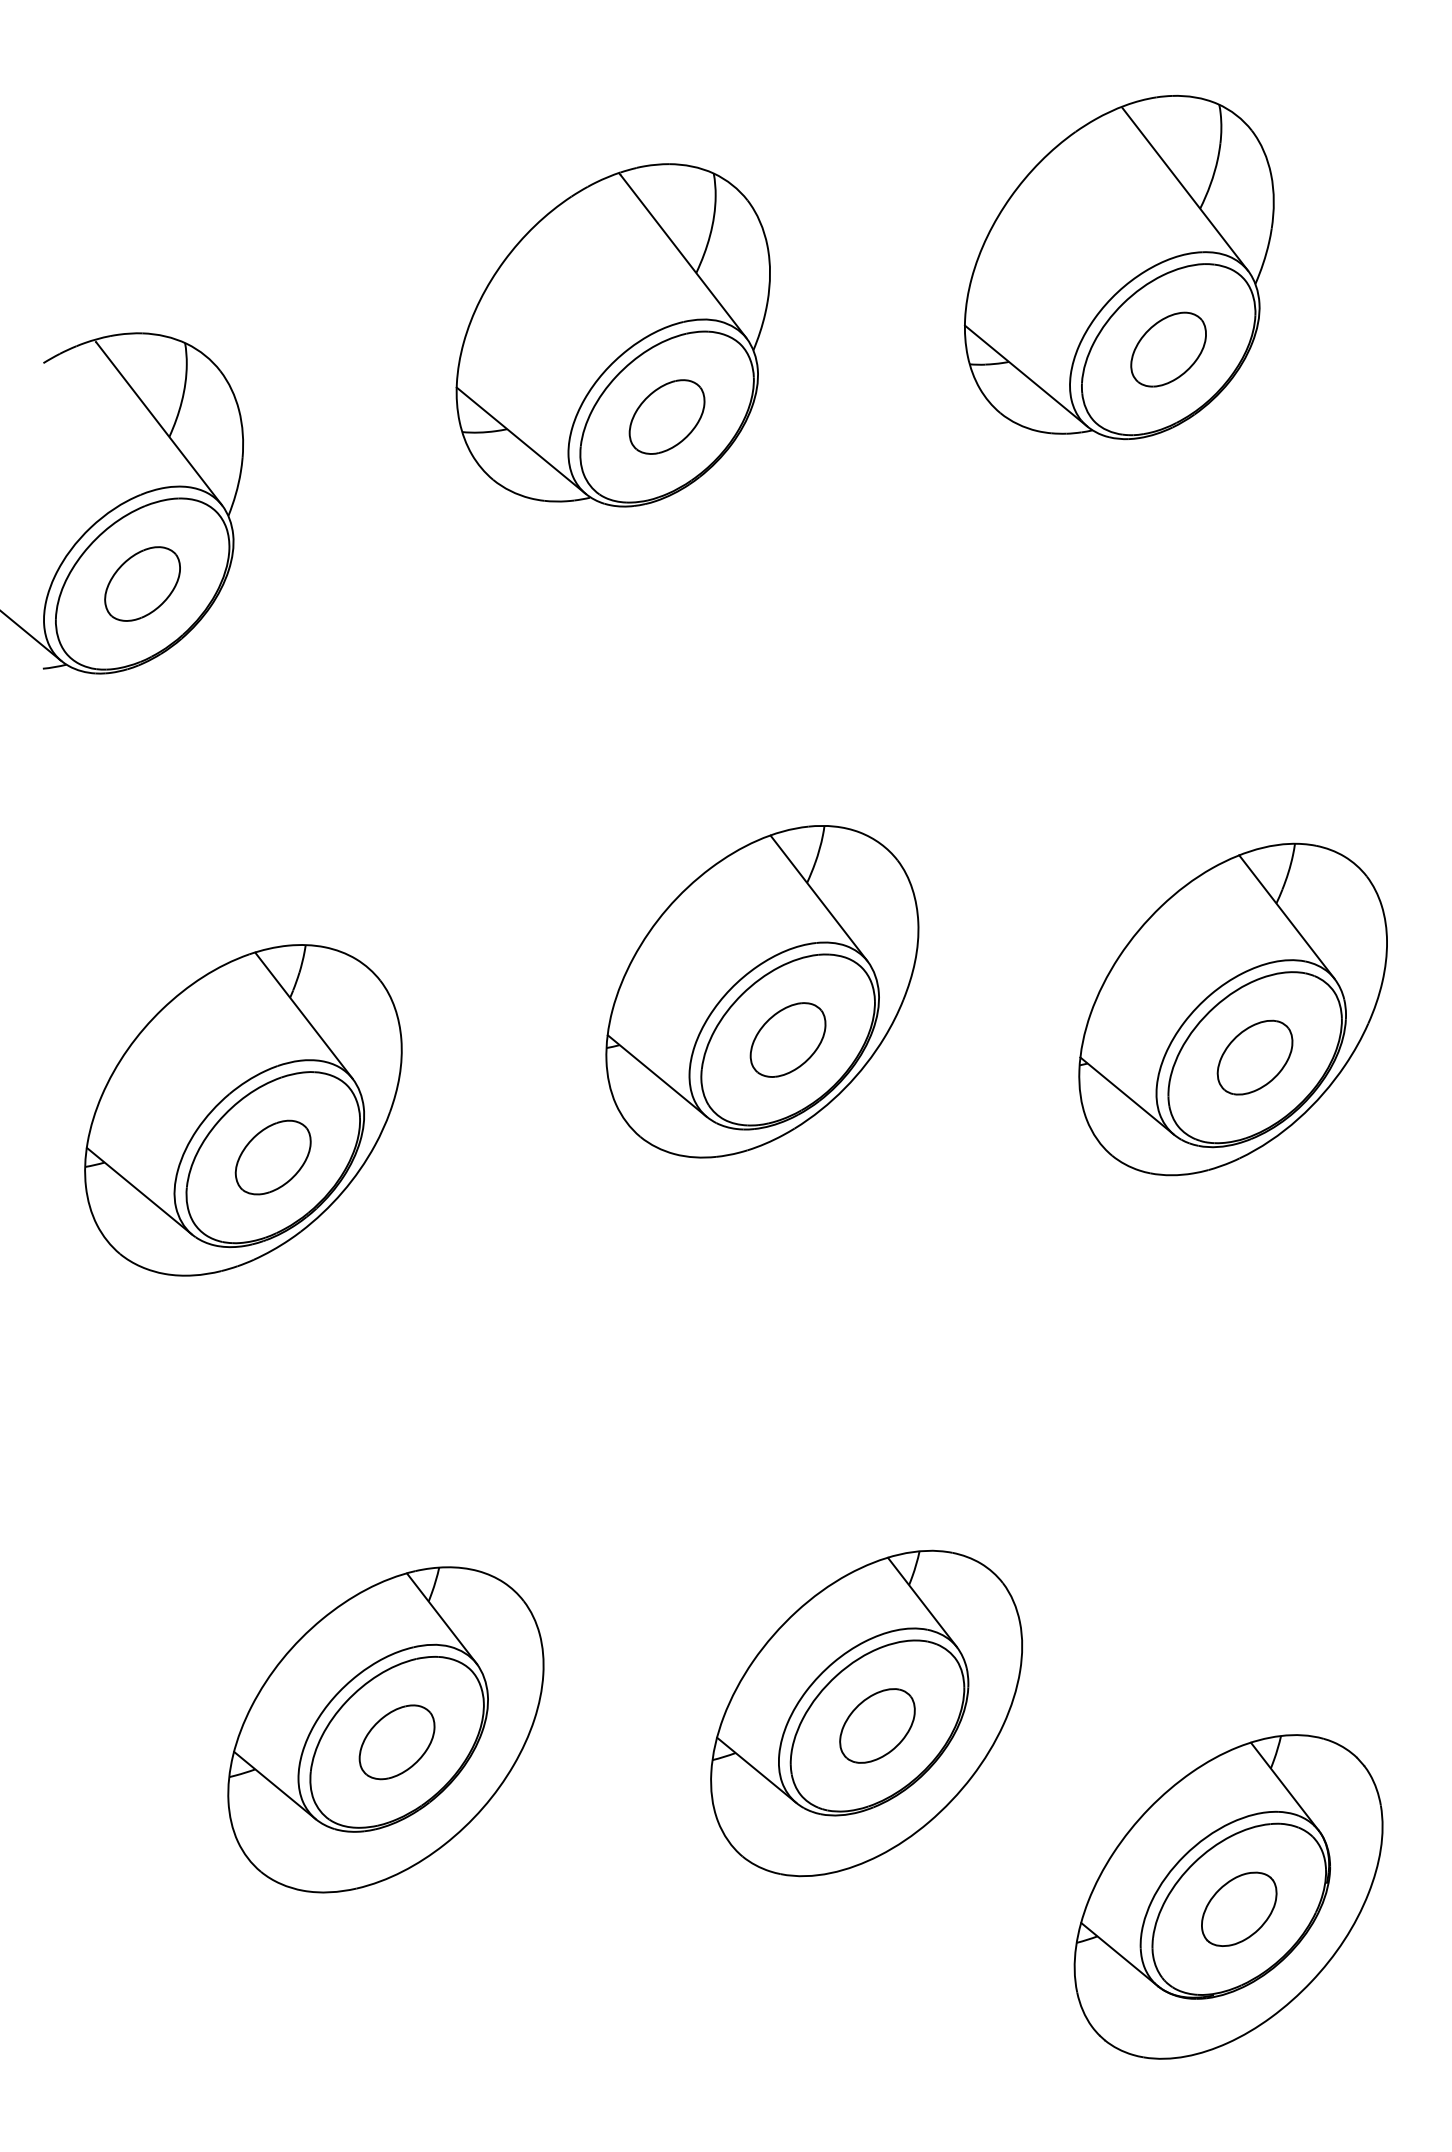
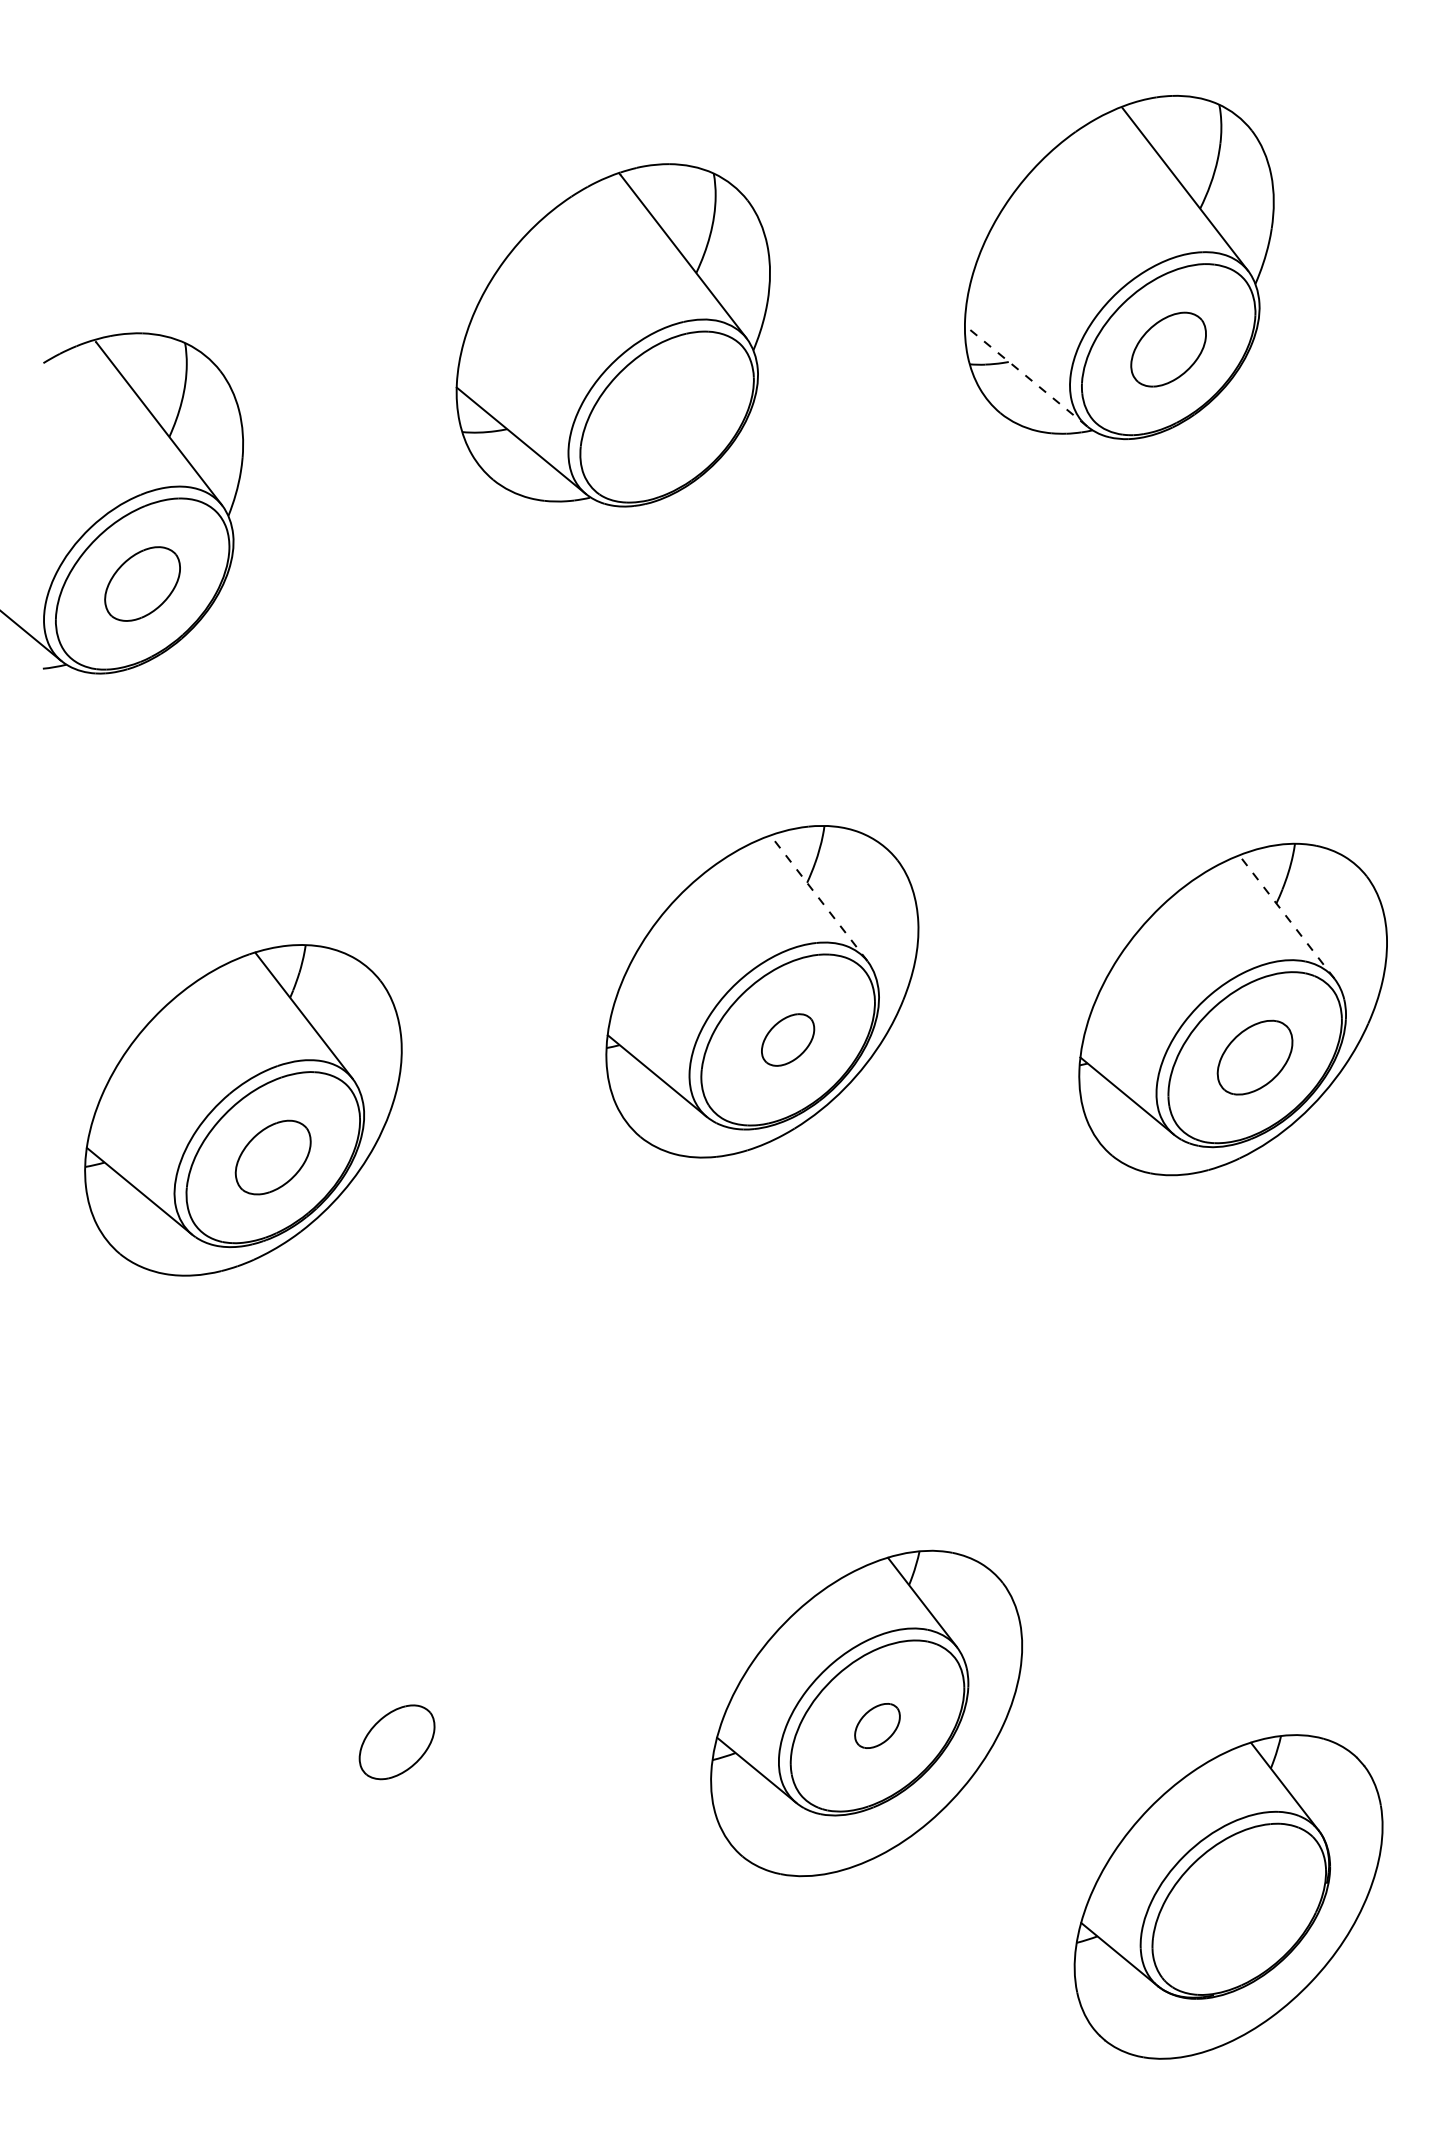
line: solid -> dashed (1025, 375)
part: present -> none (666, 416)
line: solid -> dashed (818, 898)
line: solid -> dashed (1286, 916)
part size: 78x76 px -> 55x54 px (788, 1039)
part size: 77x76 px -> 47x46 px (877, 1725)
part: present -> none (385, 1729)
part: present -> none (1239, 1908)
